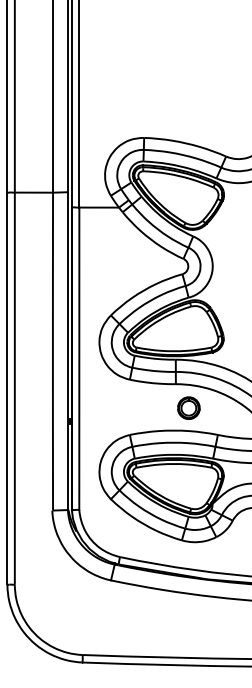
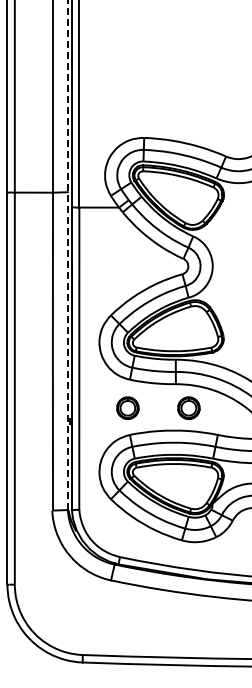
line: solid -> dashed (67, 255)
part: none -> present (127, 407)
